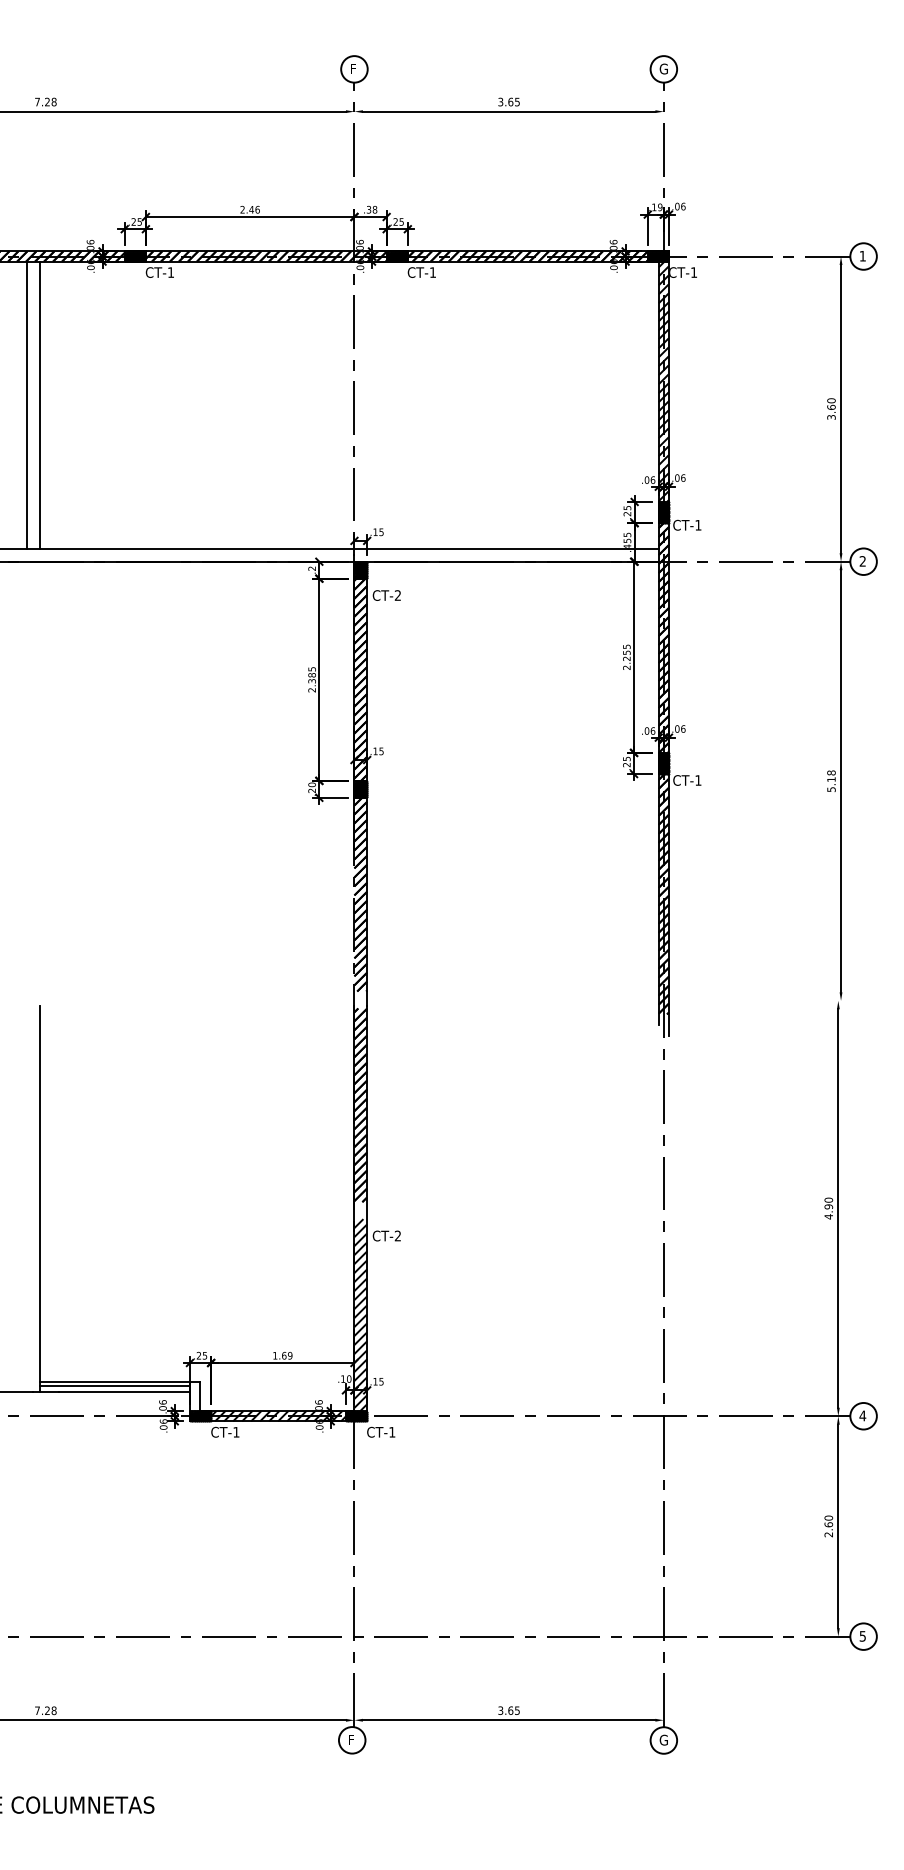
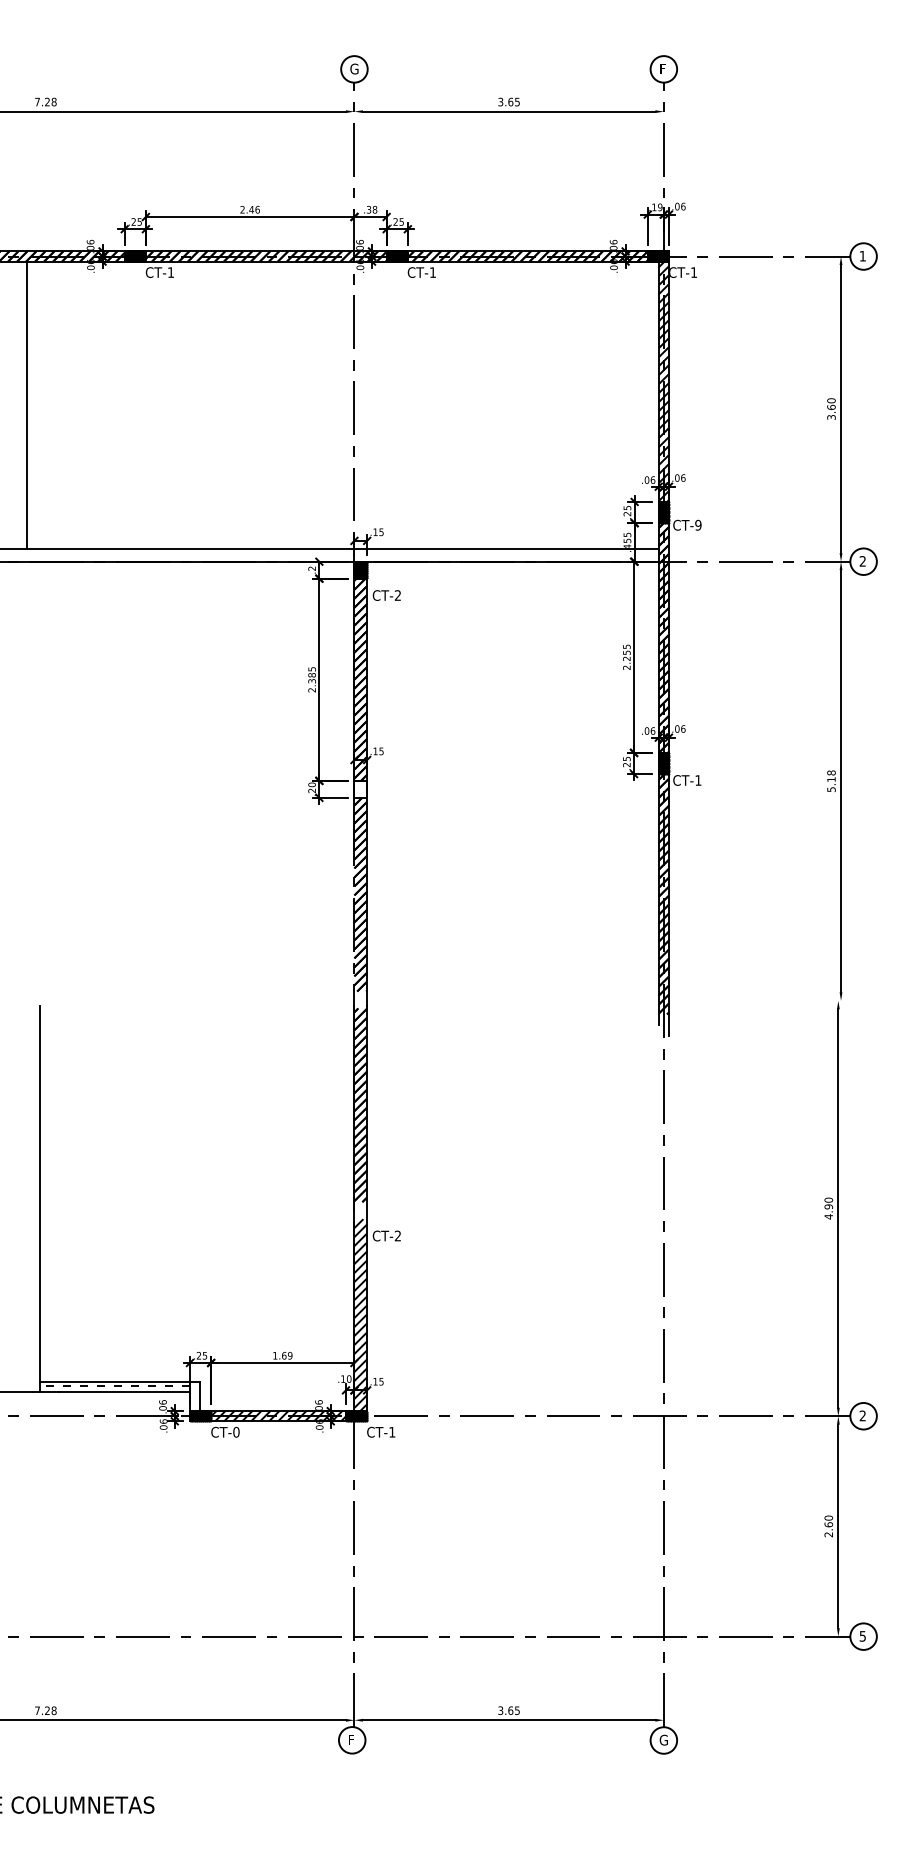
text: F -> G (354, 68)
text: G -> F (663, 68)
line: present -> none (39, 405)
text: CT-1 -> CT-9 (698, 524)
hatch: present -> none (360, 789)
line: solid -> dashed (114, 1386)
text: 4 -> 2 (862, 1415)
text: CT-1 -> CT-0 (236, 1431)
